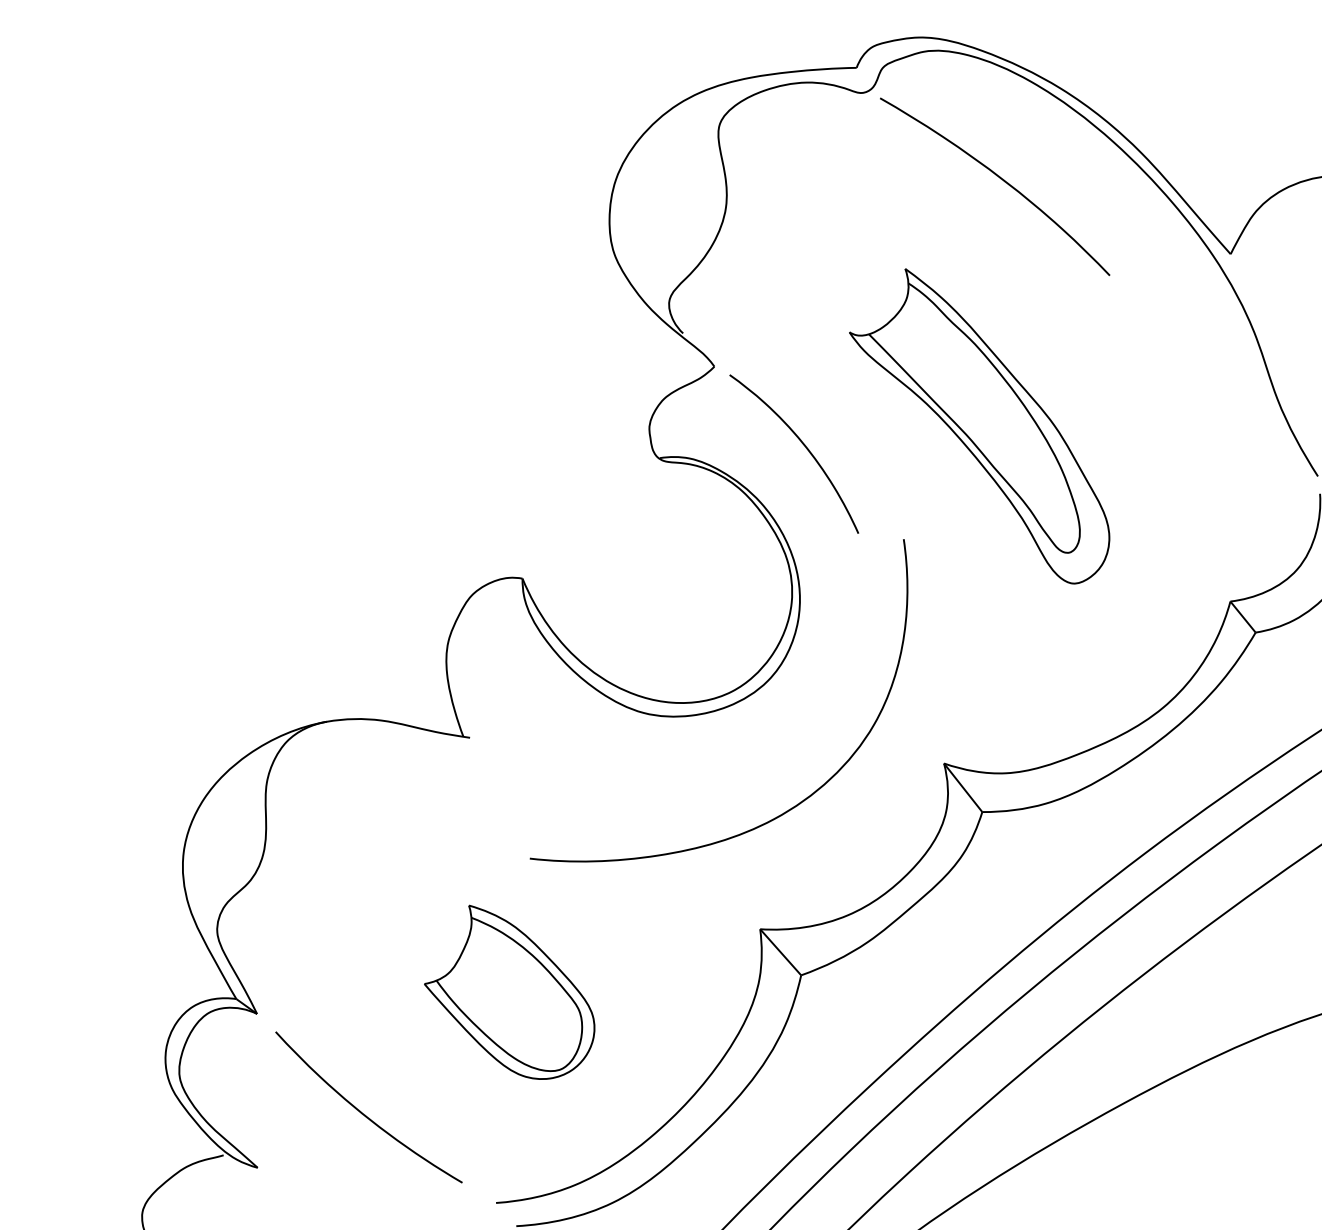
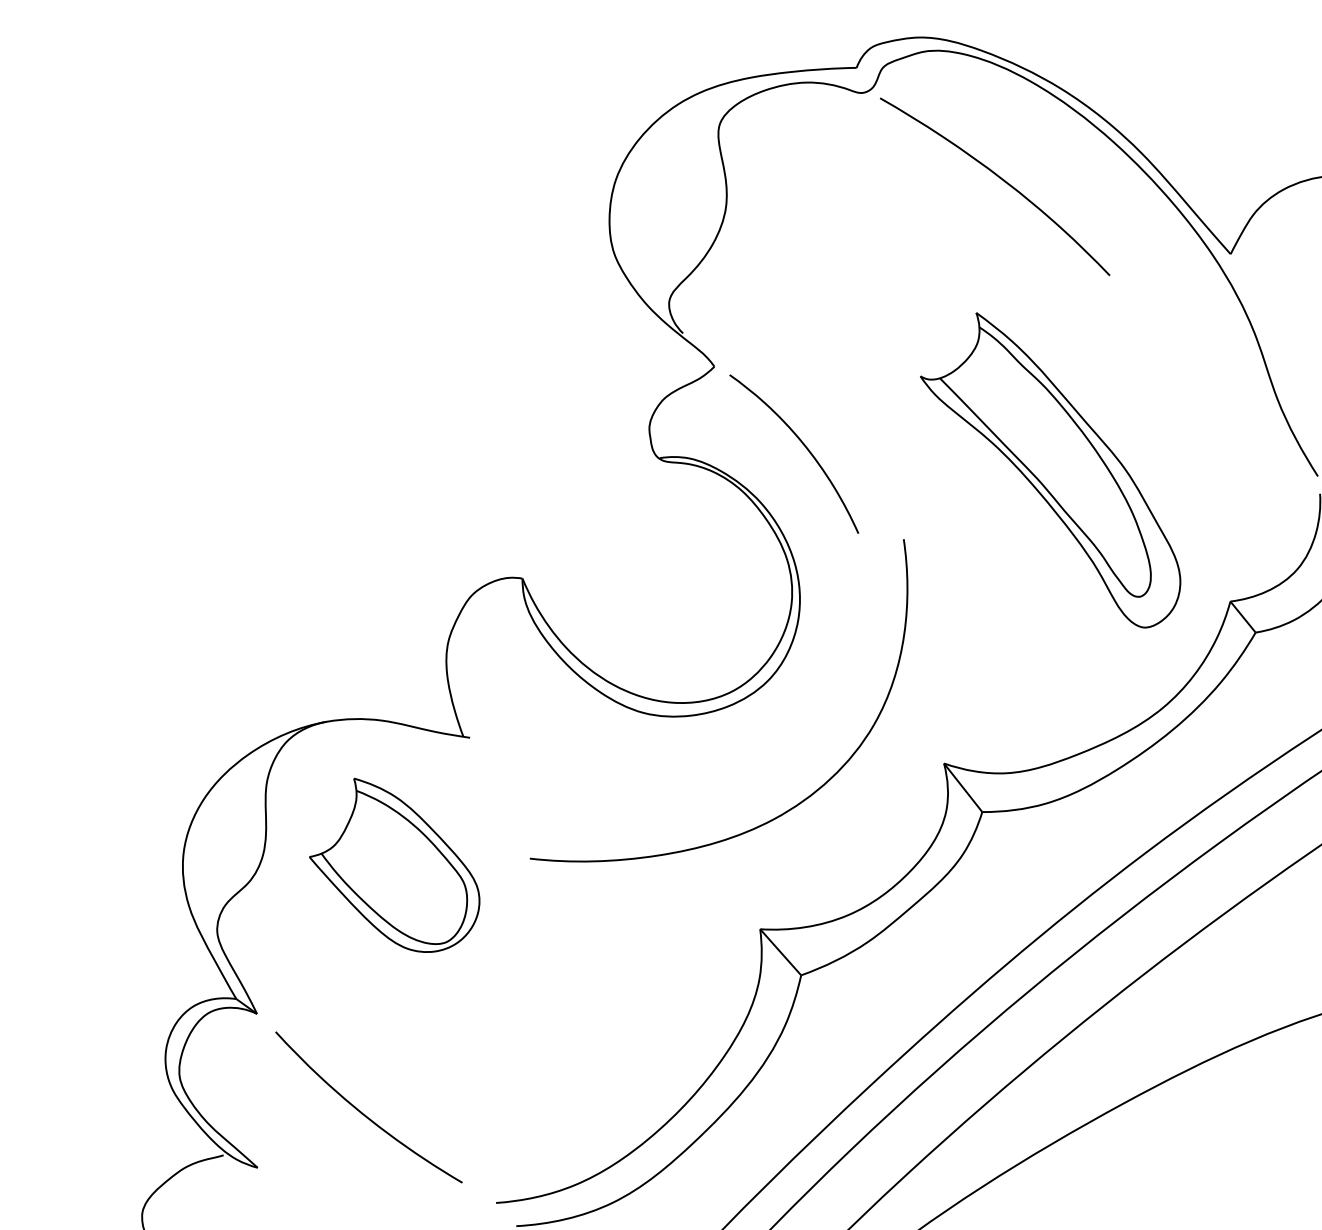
part position: (979, 426) -> (1050, 470) (1050, 470)
part position: (509, 991) -> (394, 864) (394, 864)
